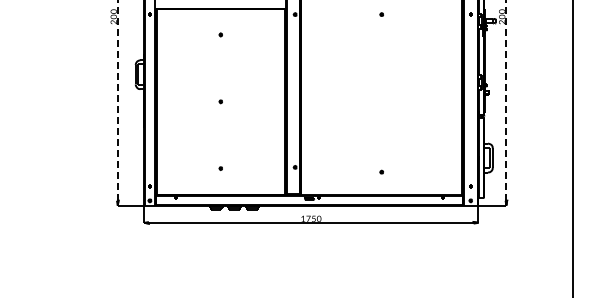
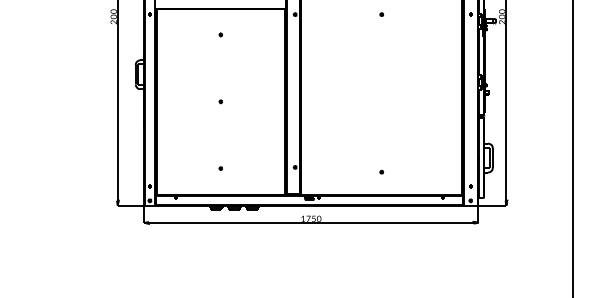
line: dashed -> solid (117, 99)
line: dashed -> solid (506, 99)
